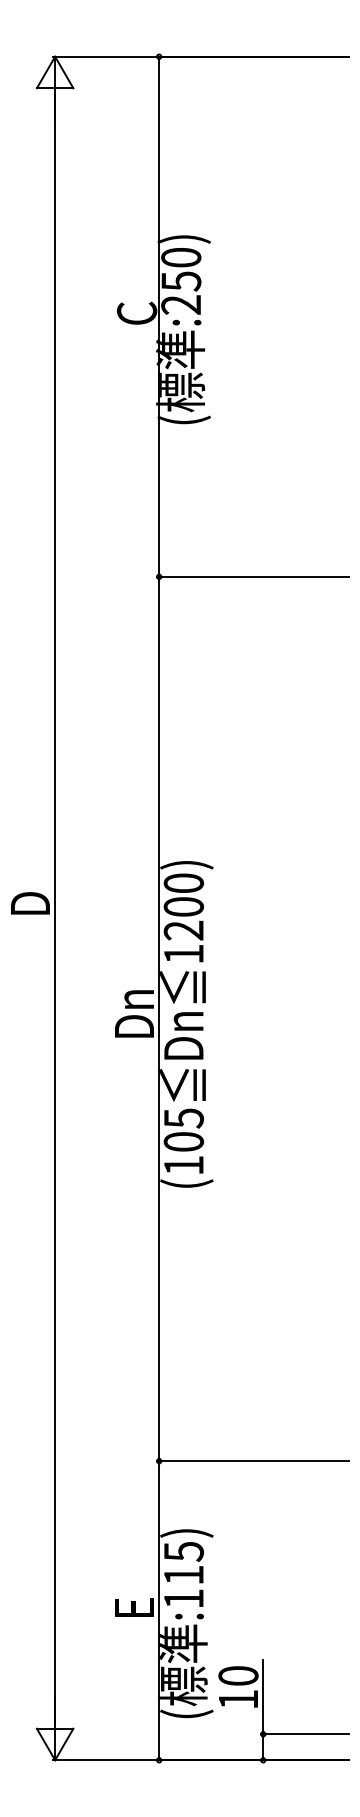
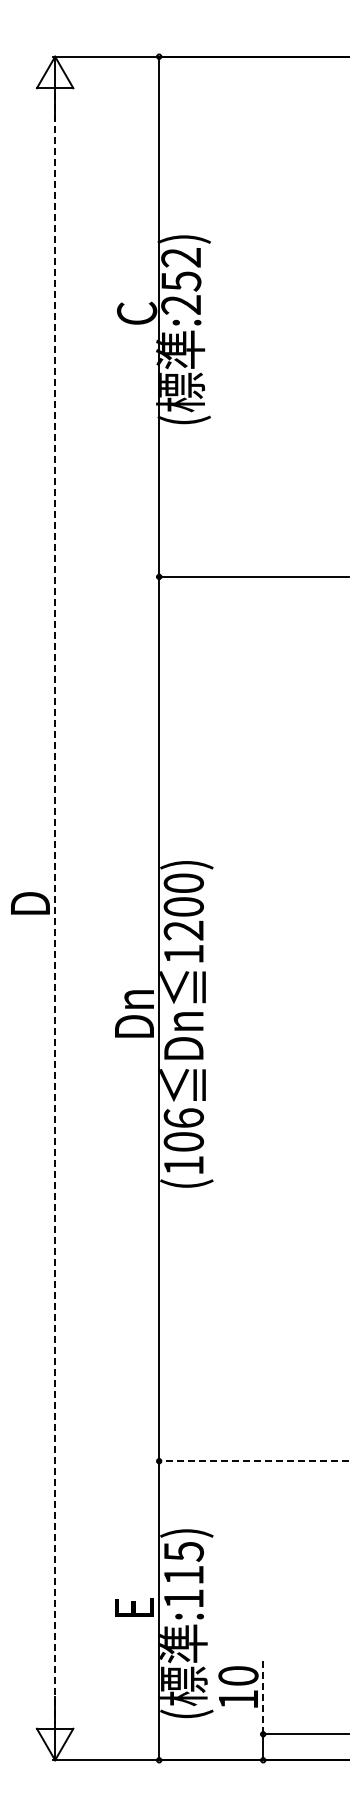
text: :250) -> :252) (181, 257)
line: solid -> dashed (55, 909)
text: (105 -> (106 (183, 1118)
line: solid -> dashed (252, 1461)
line: solid -> dashed (263, 1697)
